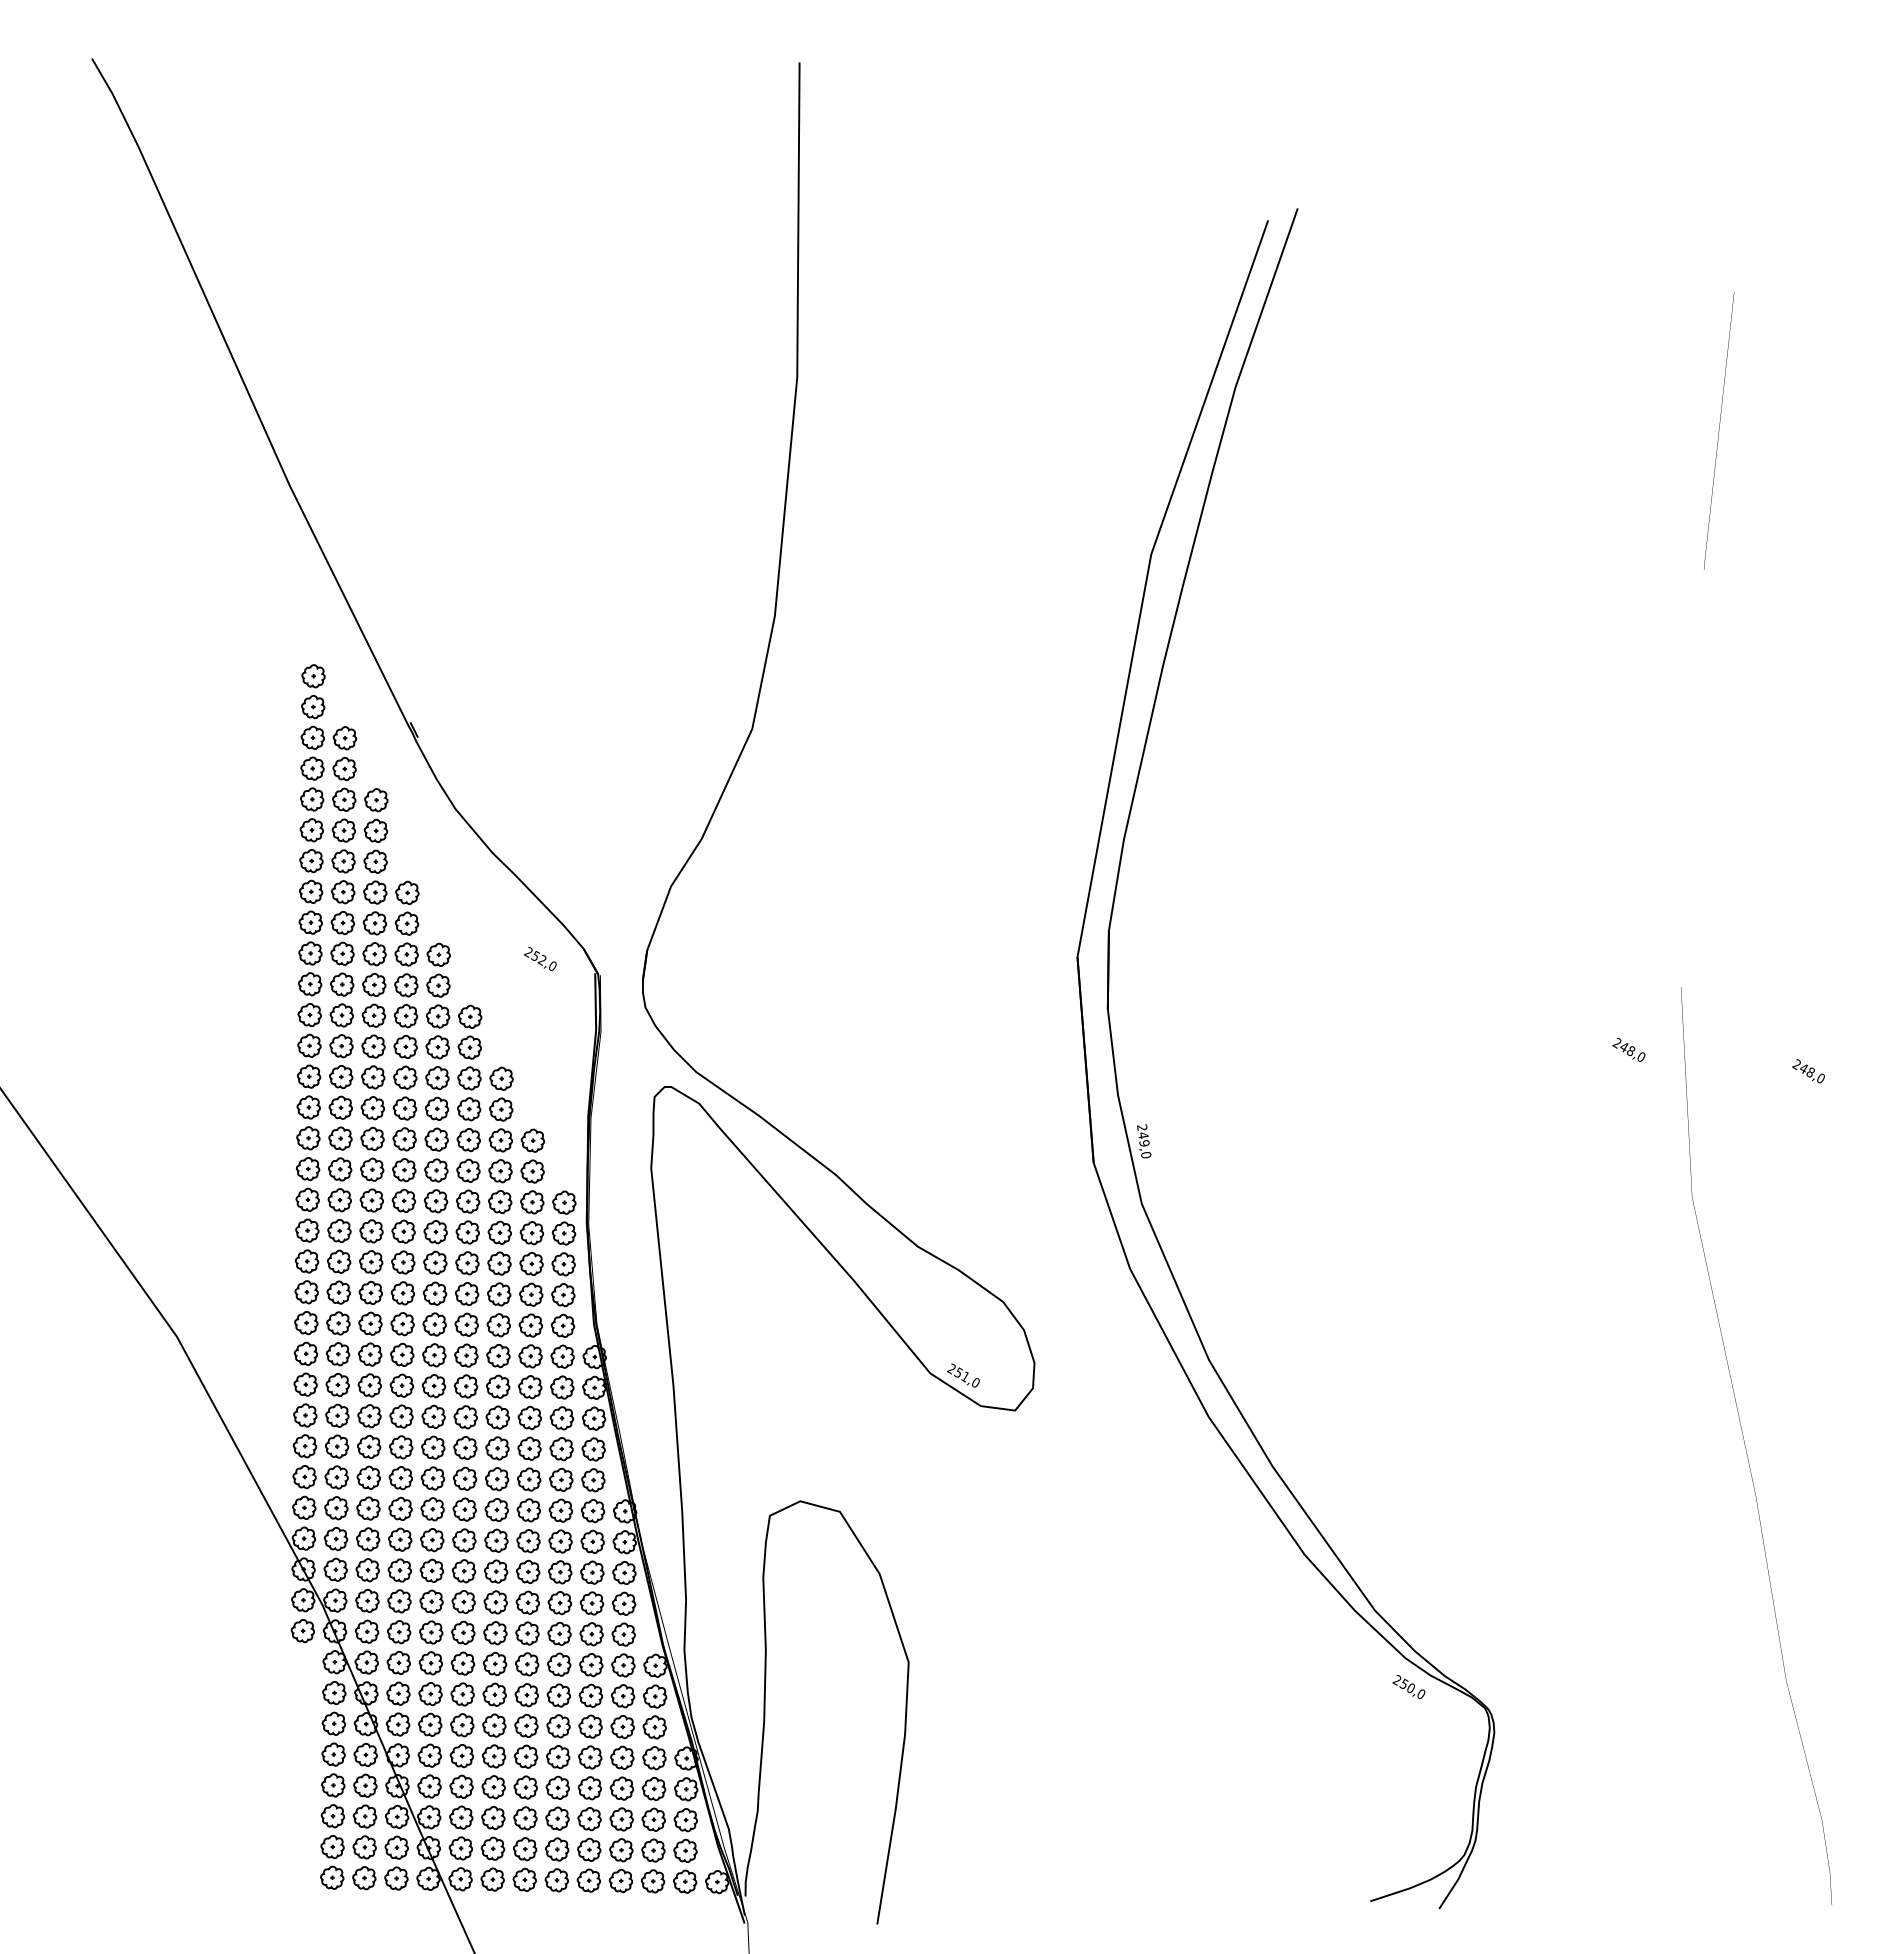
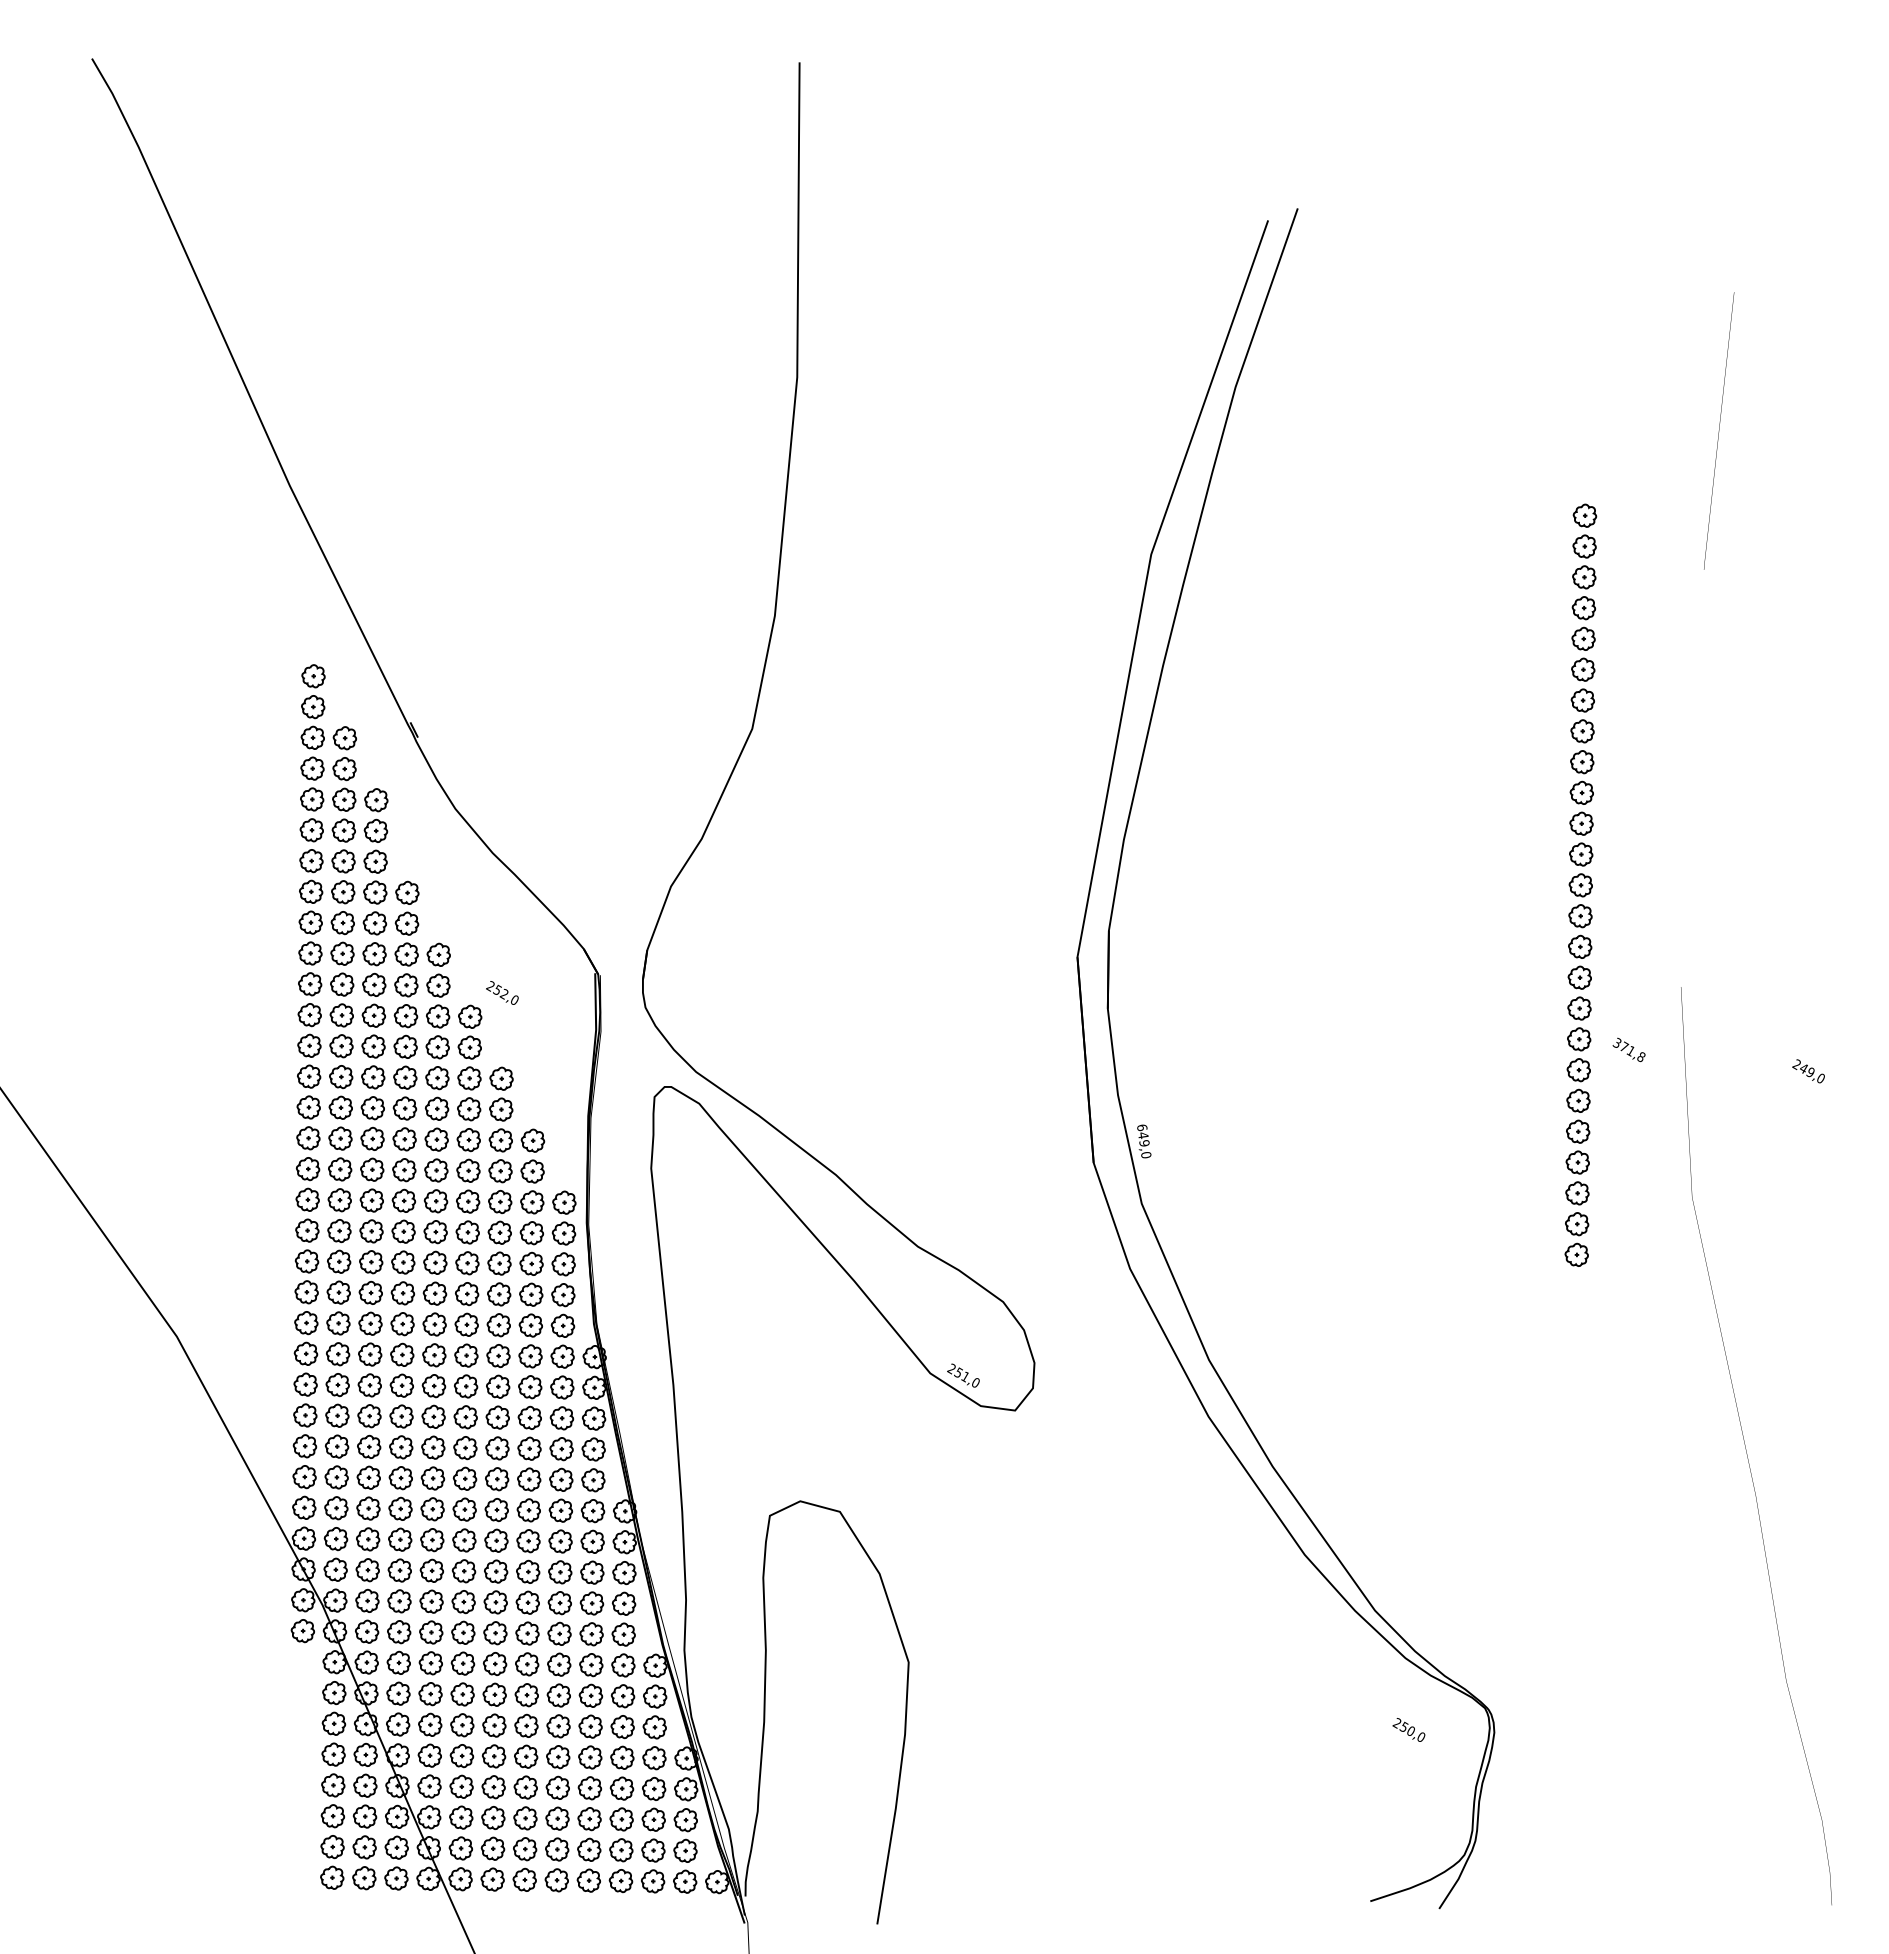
part: none -> present (1580, 884)
text position: (540, 958) -> (502, 992) (502, 992)
text: 248,0 -> 371,8 (1629, 1050)
text: 248,0 -> 249,0 (1810, 1072)
text: 249,0 -> 649,0 (1142, 1127)
text position: (1408, 1686) -> (1408, 1729) (1408, 1729)
